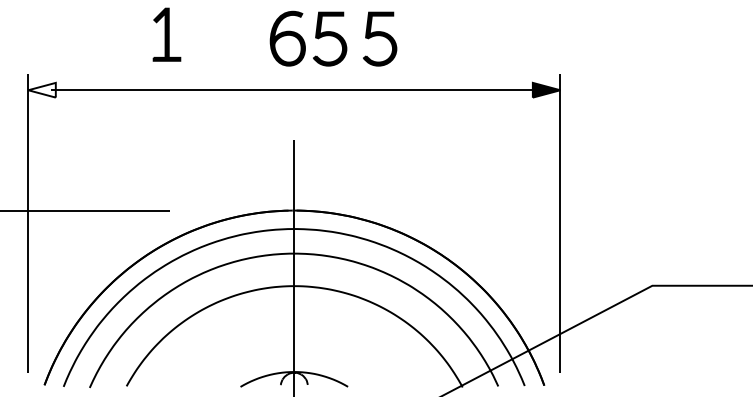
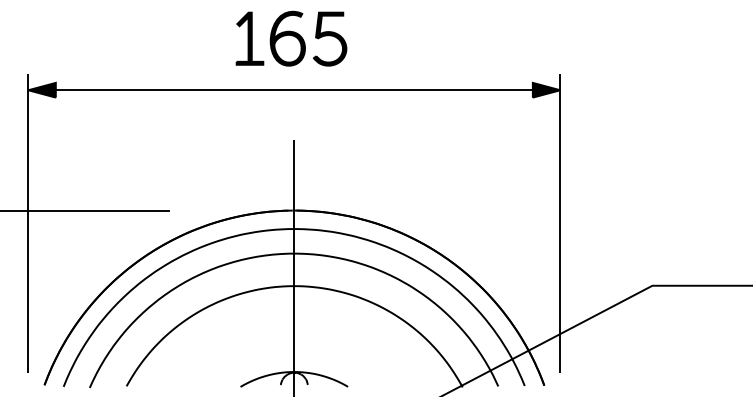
part position: (166, 34) -> (249, 38) (249, 38)
part: present -> none (380, 38)
fill: none -> present (41, 89)
